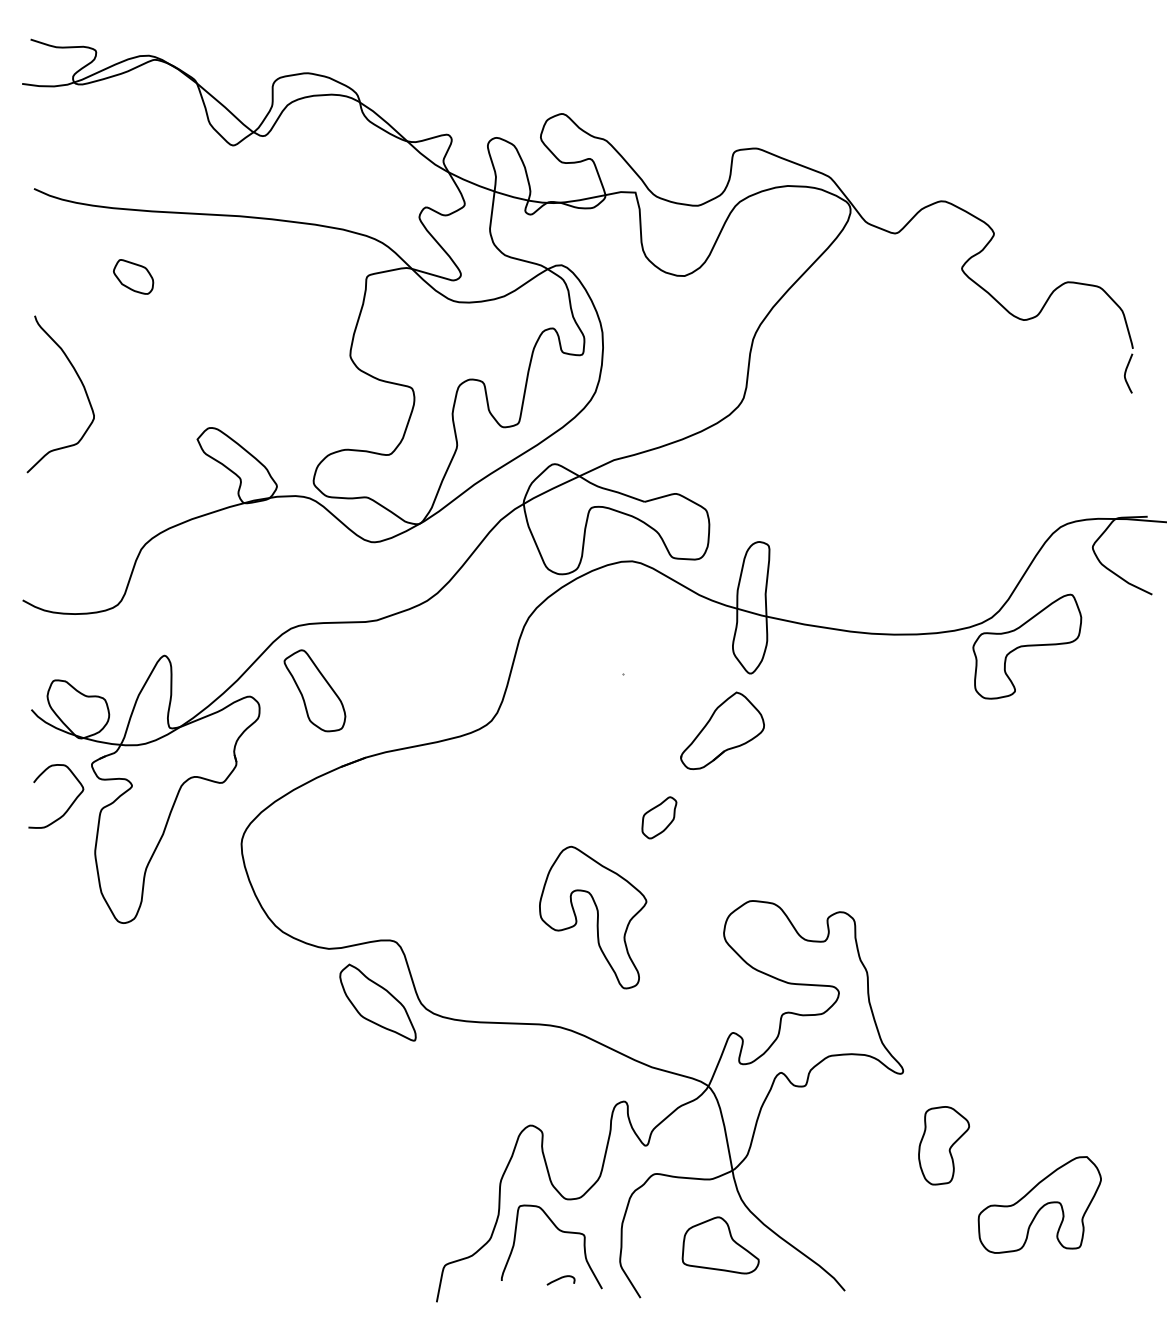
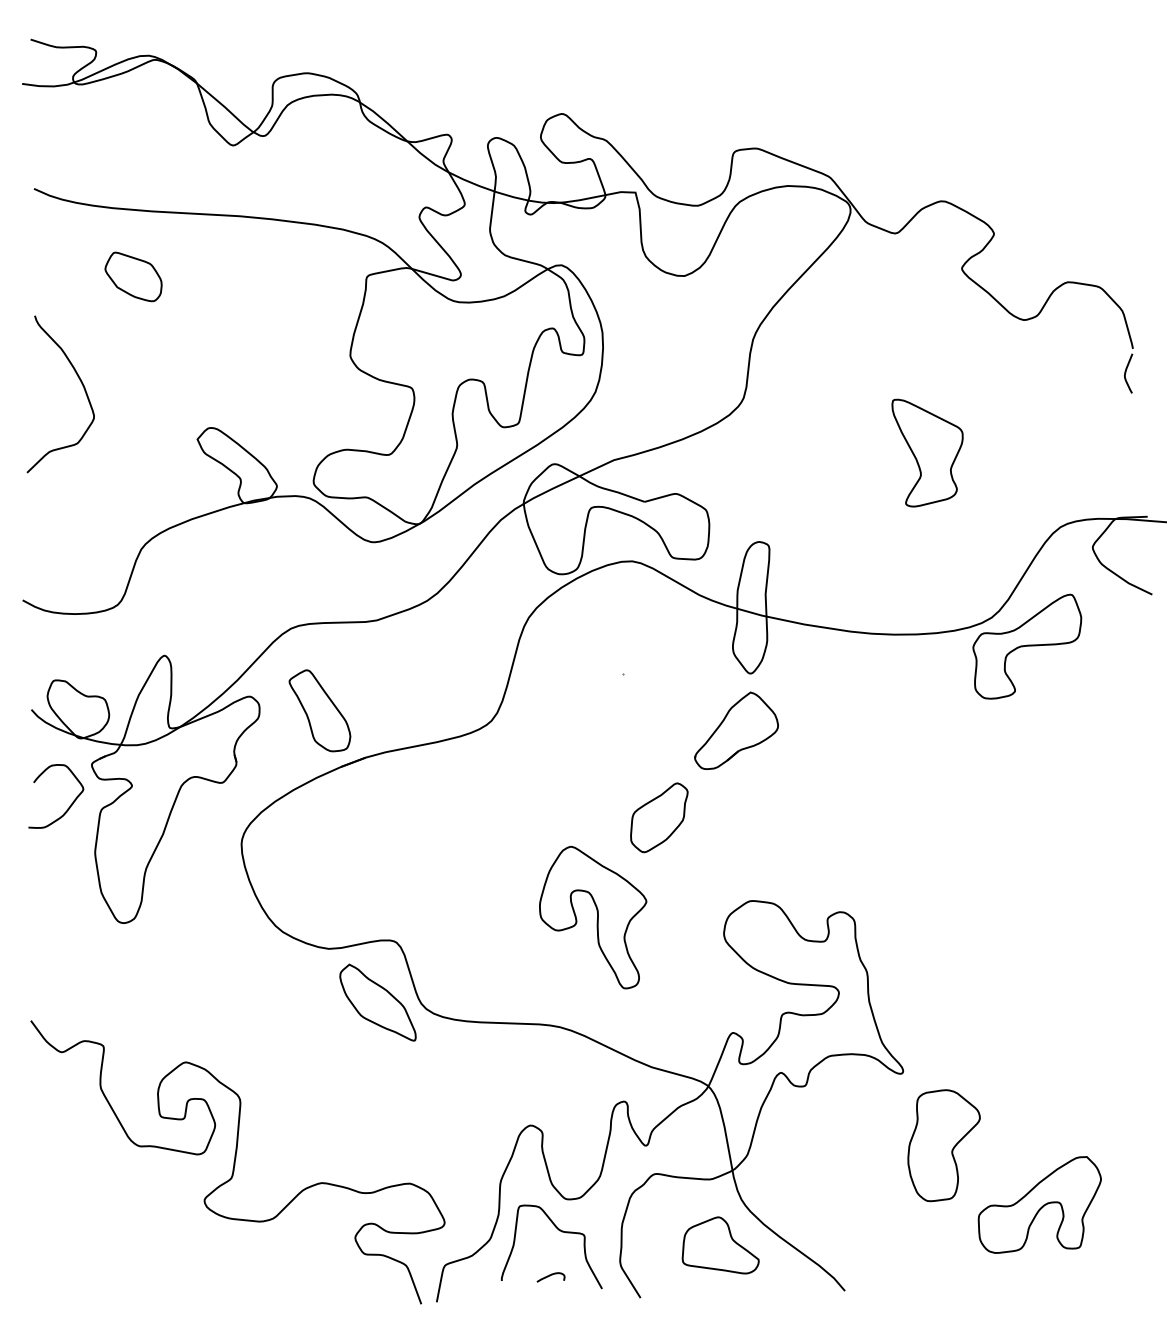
part size: 42x36 px -> 59x52 px (133, 276)
part: none -> present (927, 452)
part position: (314, 690) -> (319, 710) (319, 710)
part position: (722, 730) -> (736, 730) (736, 730)
part size: 37x44 px -> 59x72 px (659, 817)
part size: 53x80 px -> 74x114 px (943, 1145)
curve: none -> present (235, 1162)
curve position: (560, 1279) -> (550, 1276) (550, 1276)
